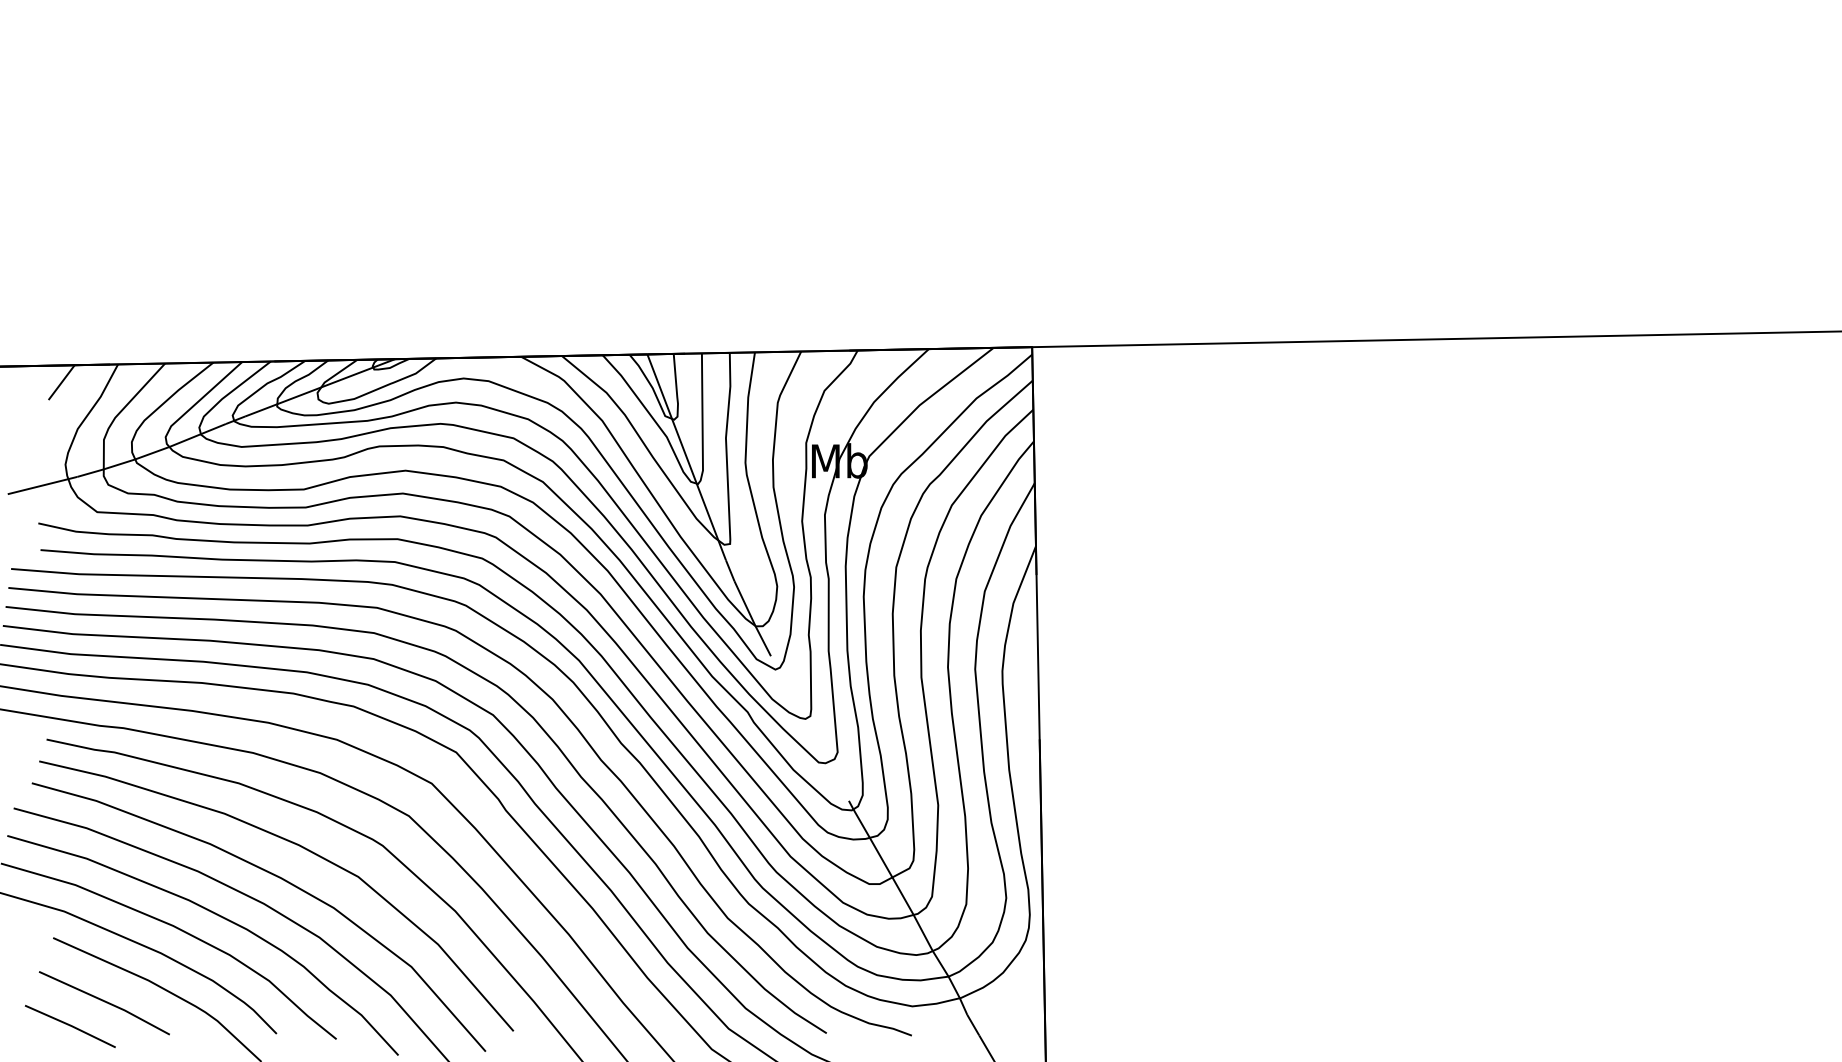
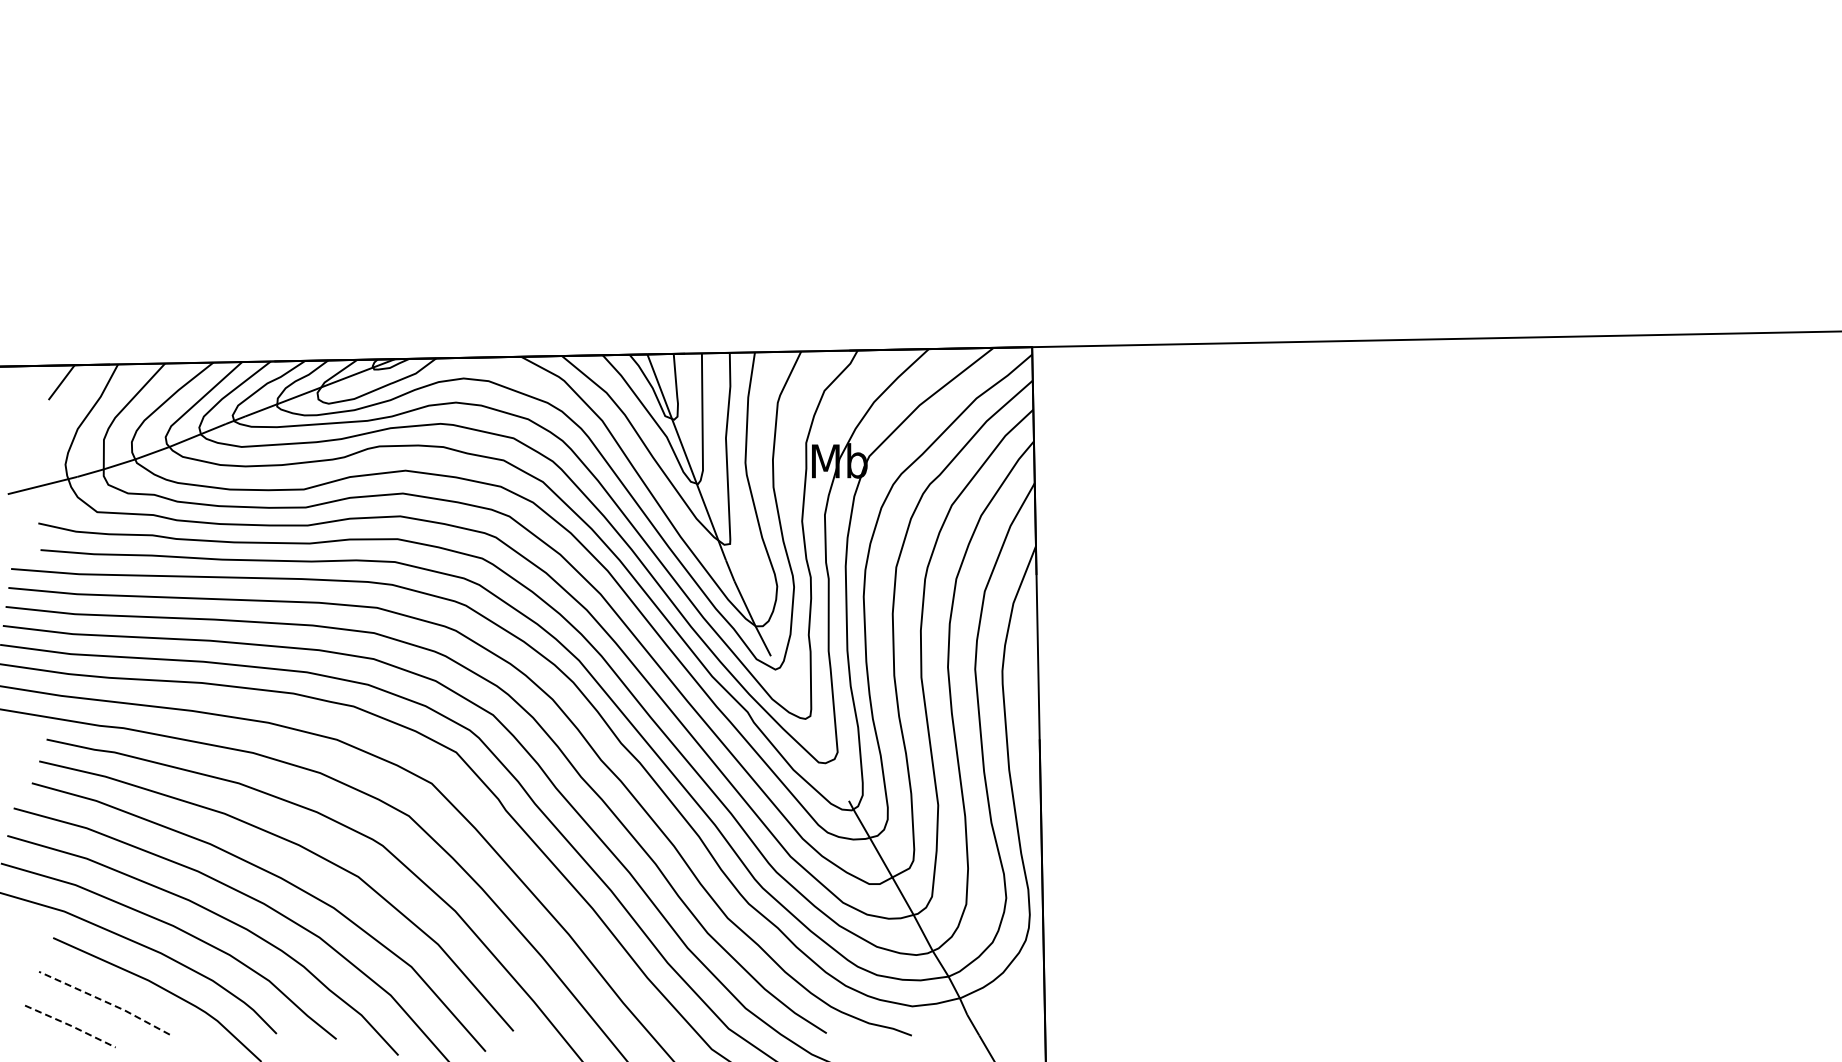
line: solid -> dashed (105, 1001)
line: solid -> dashed (71, 1026)
